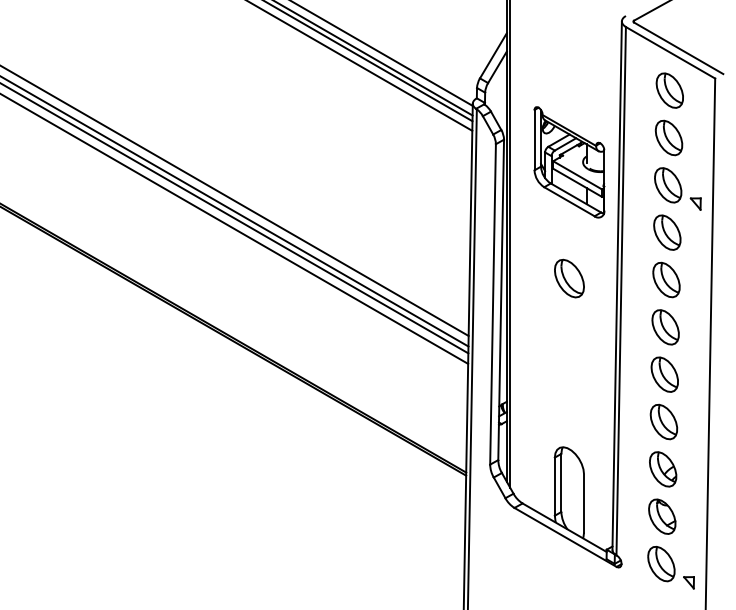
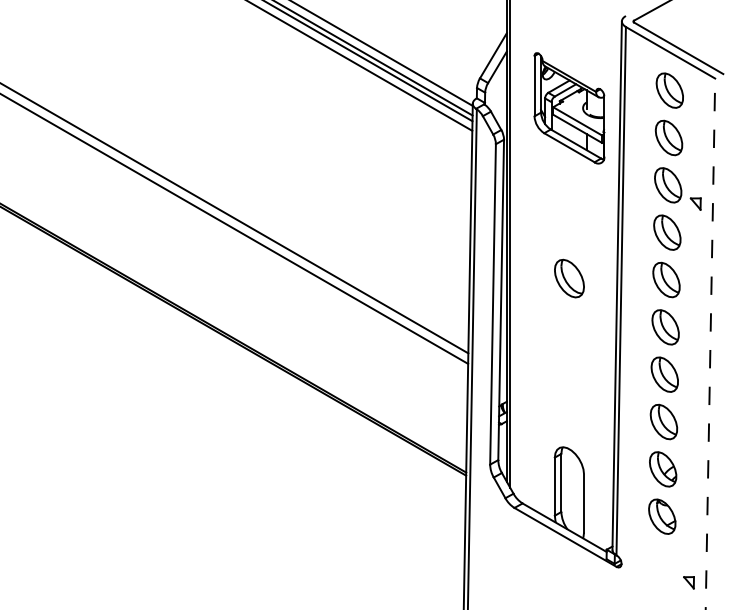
part position: (569, 162) -> (569, 108) (569, 108)
line: present -> none (235, 200)
line: present -> none (235, 211)
line: solid -> dashed (710, 343)
part: present -> none (661, 563)
